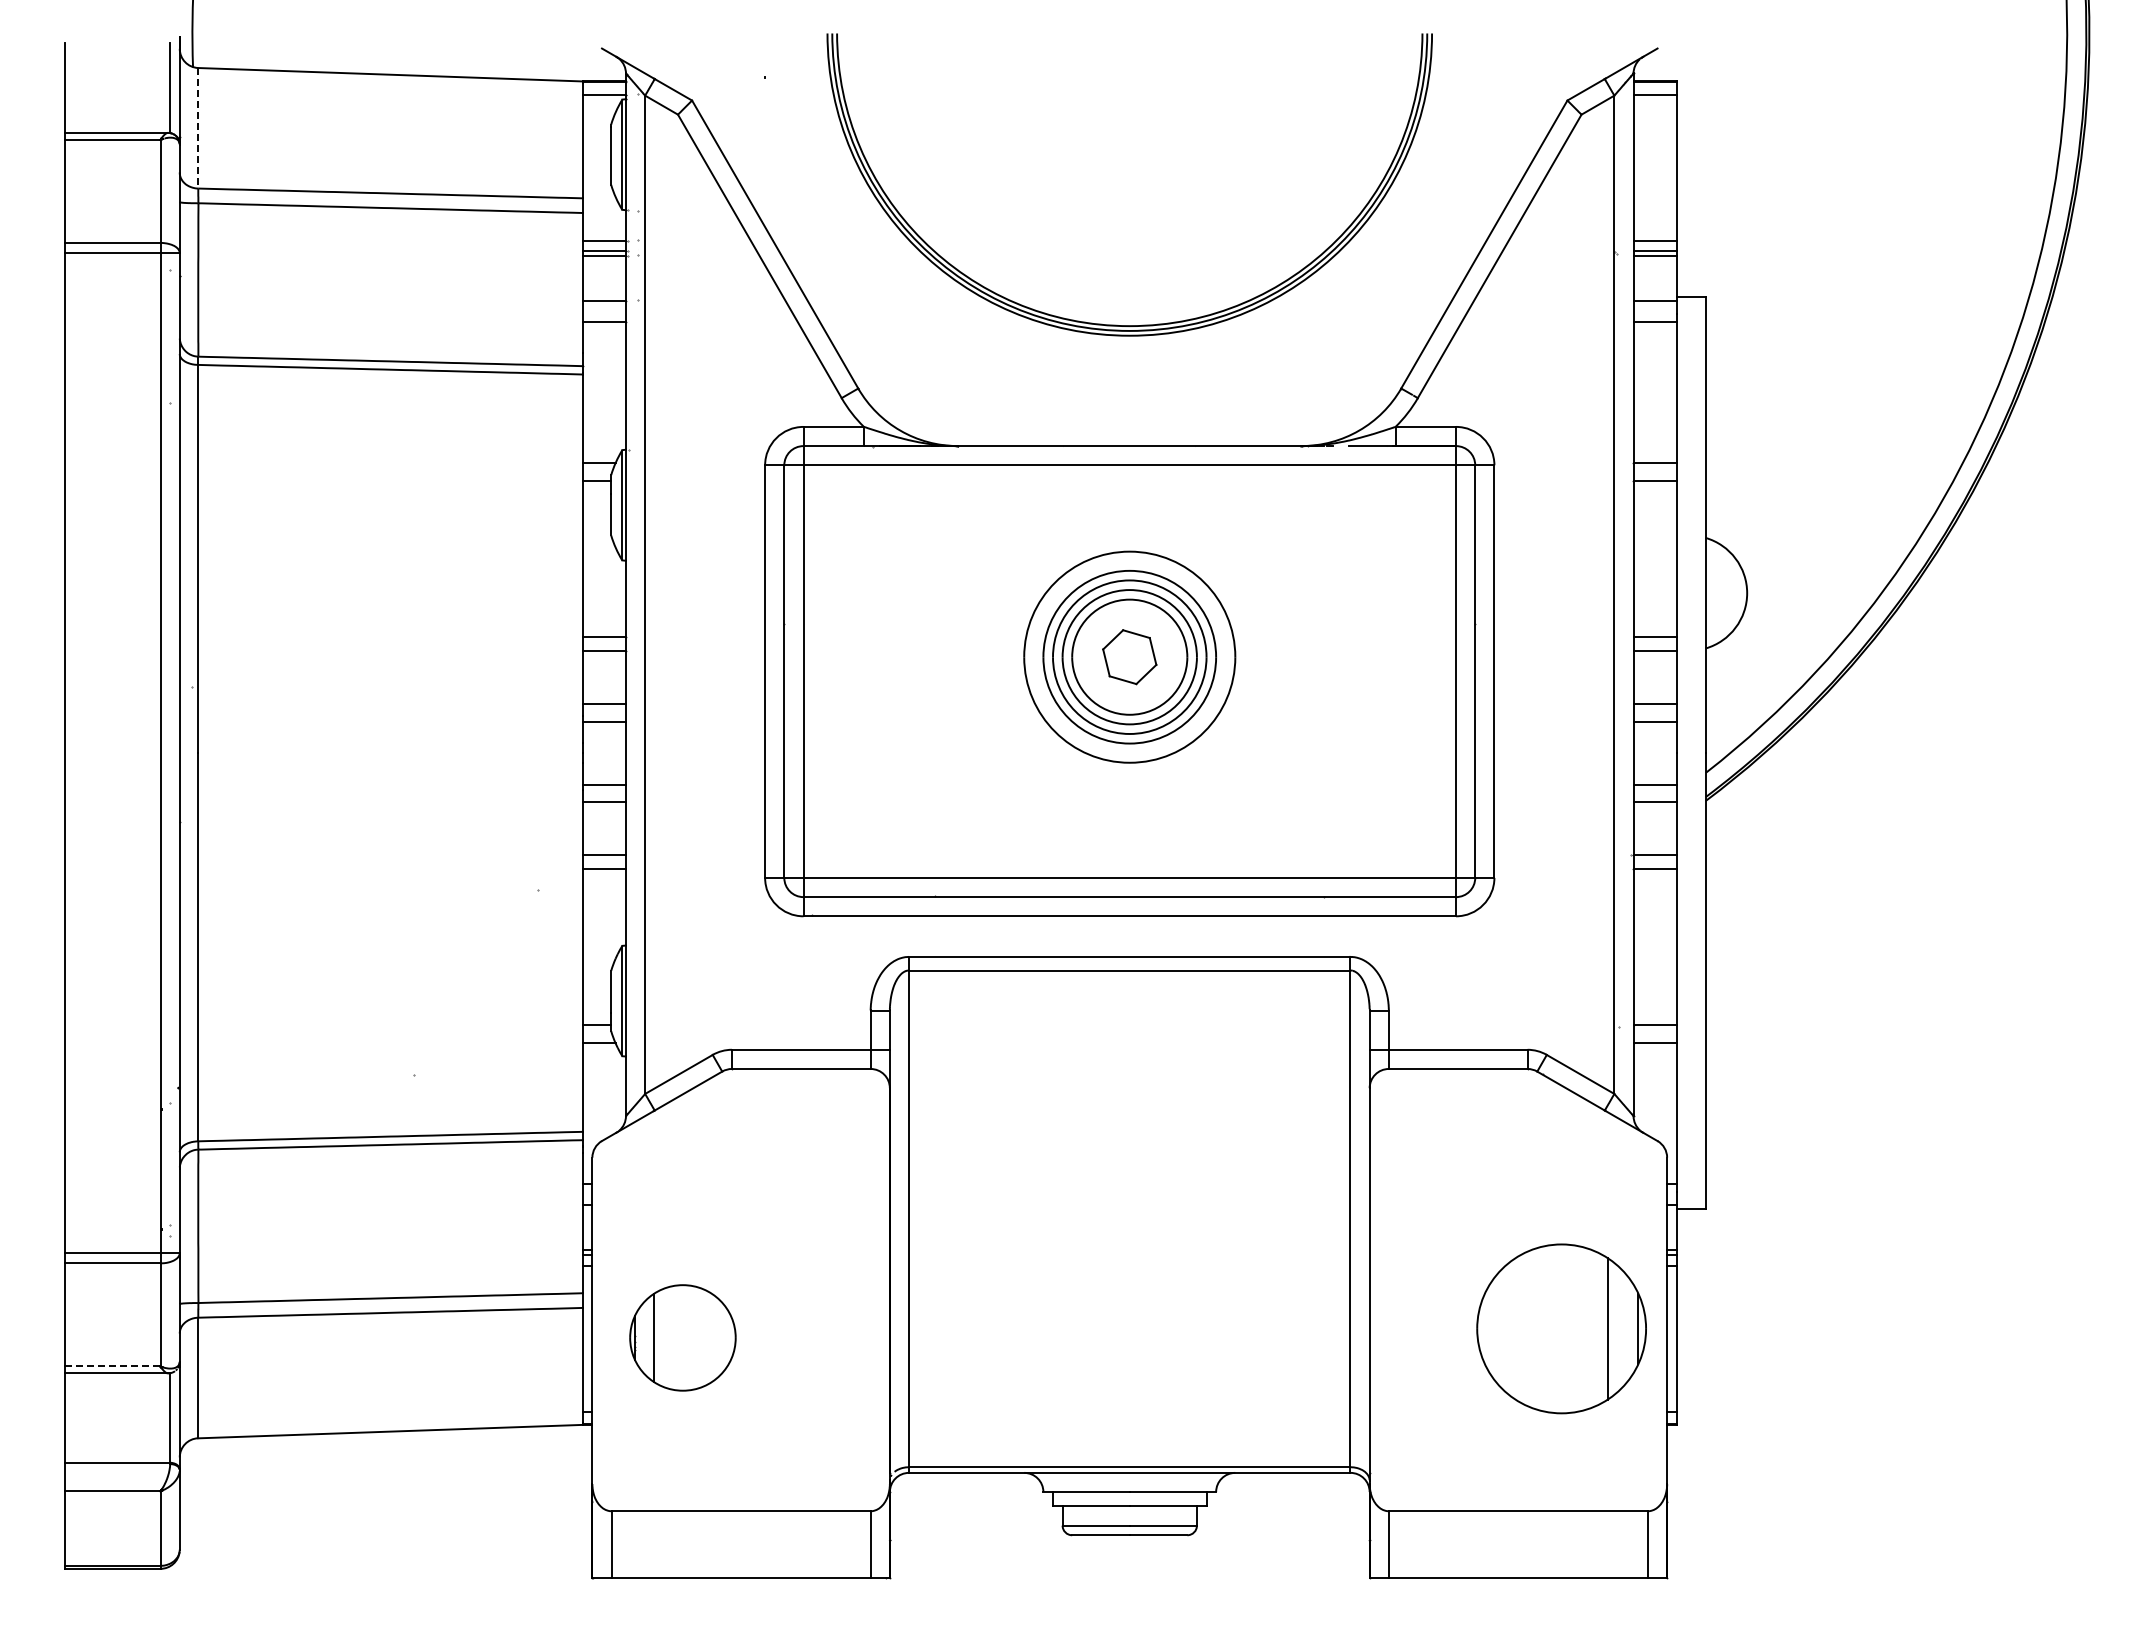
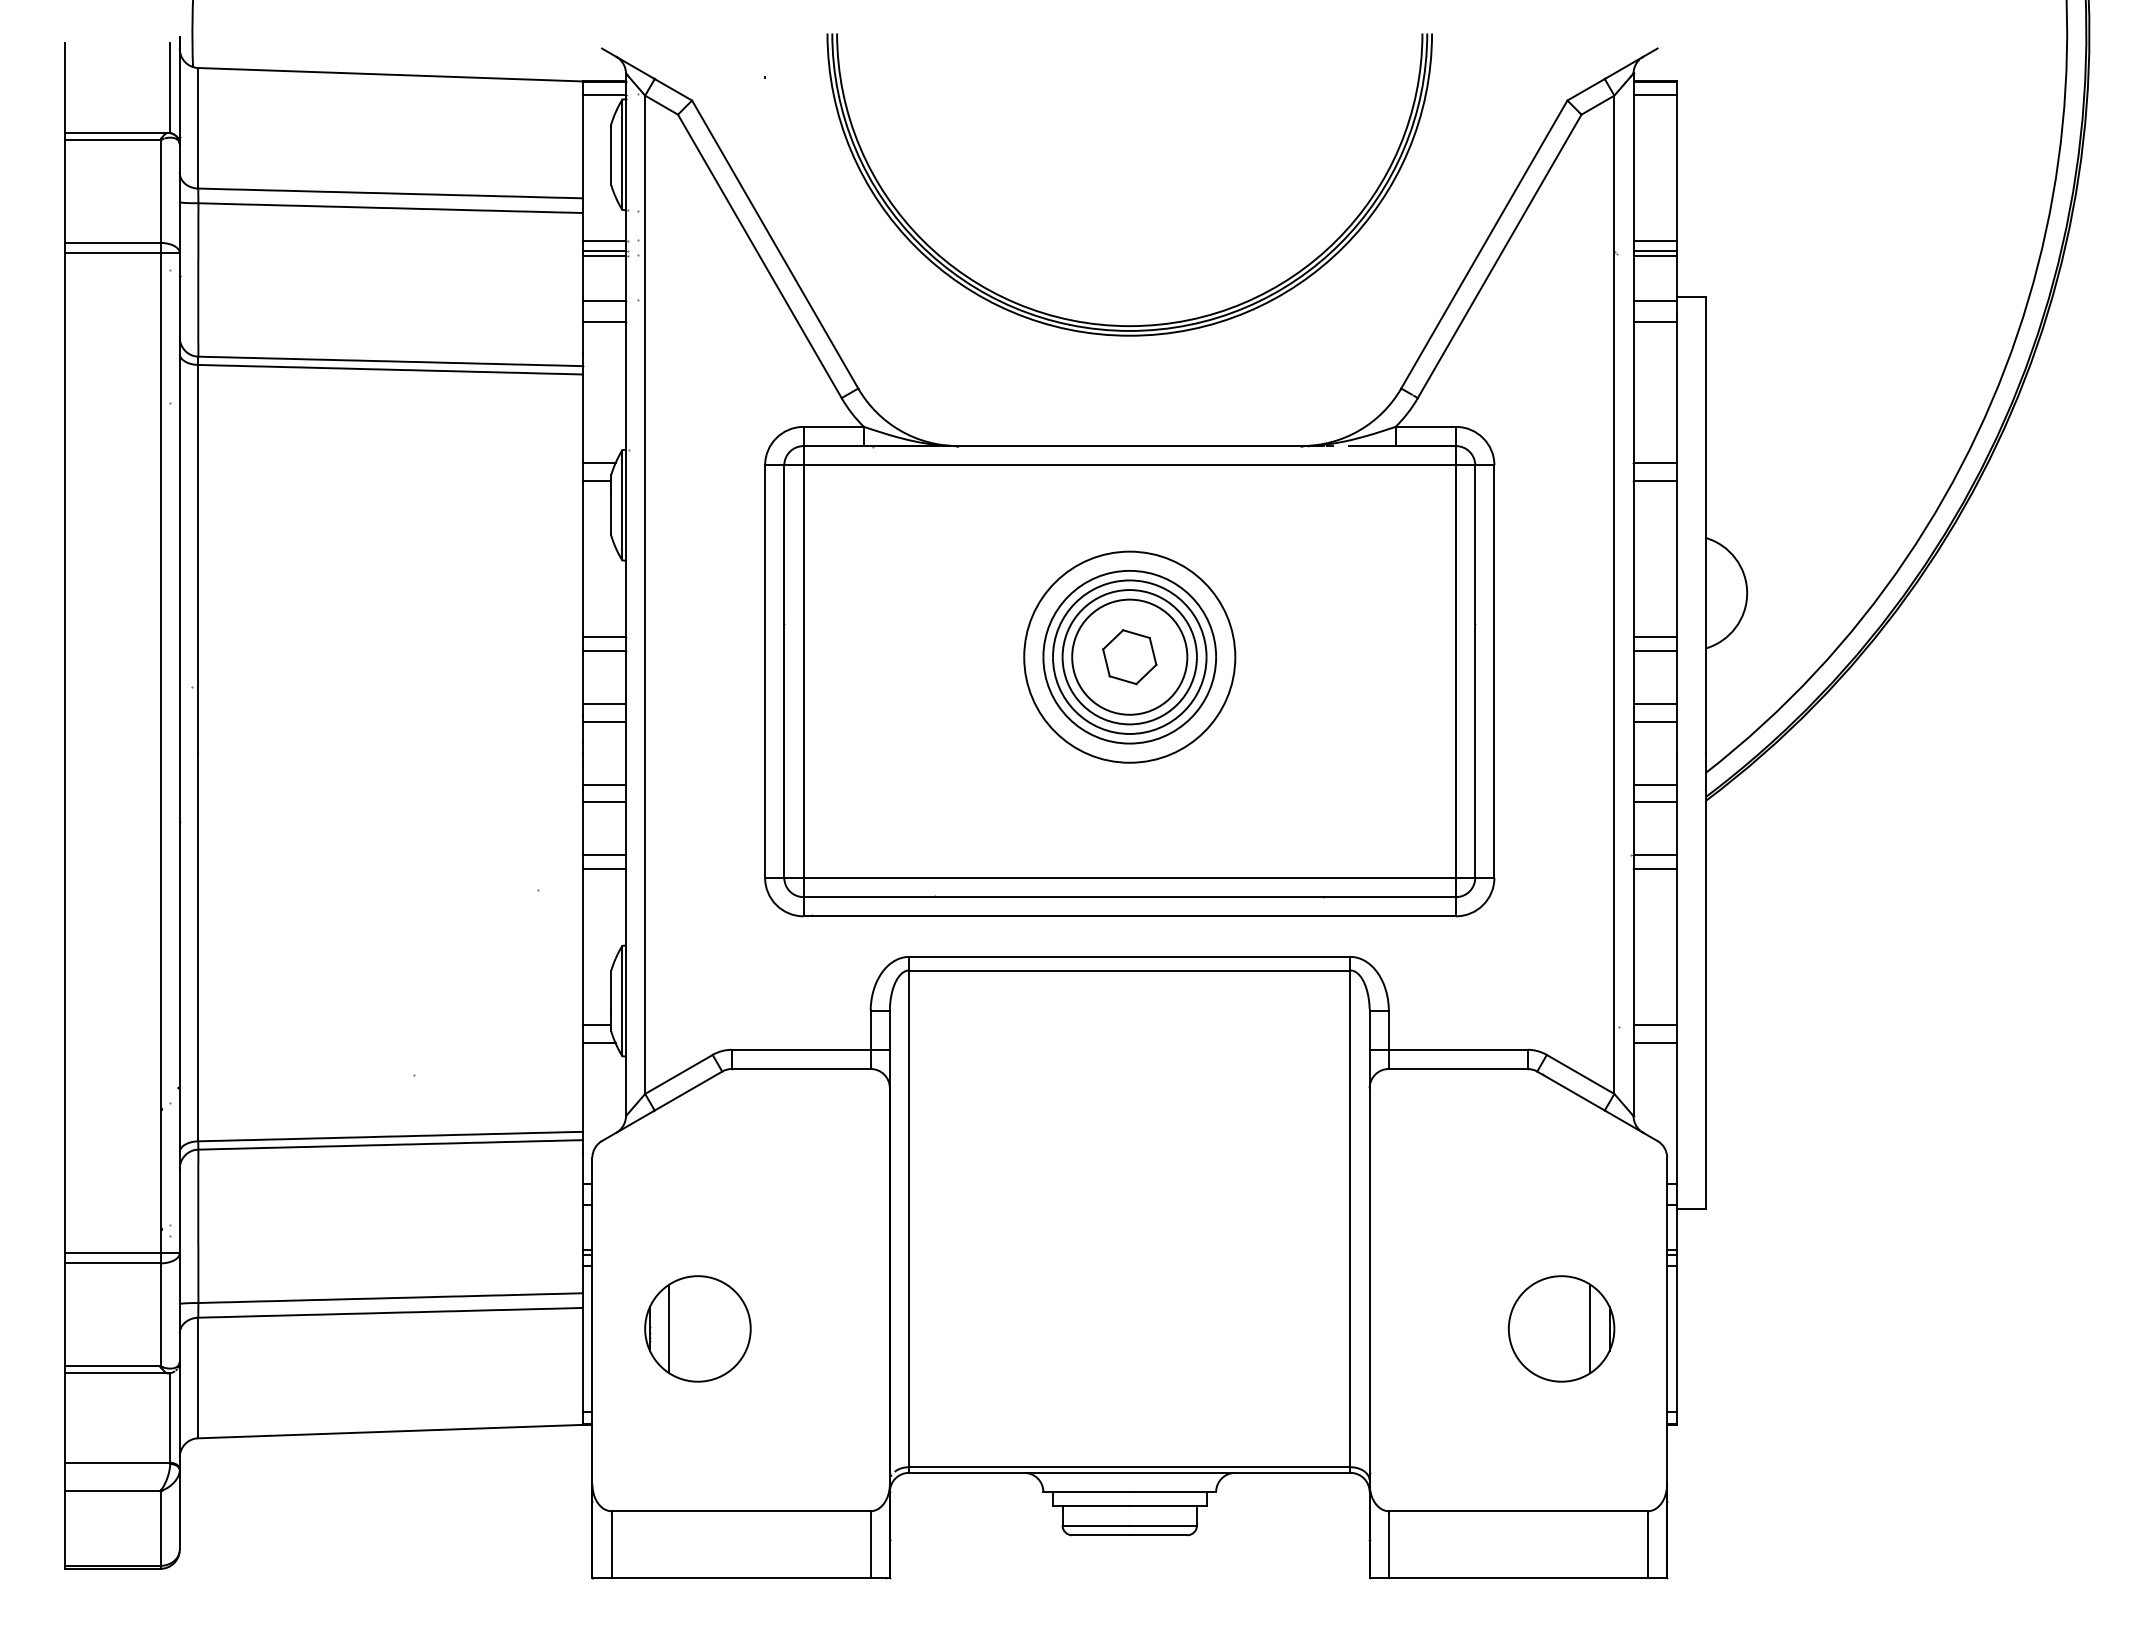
line: dashed -> solid (198, 128)
part size: 171x172 px -> 109x108 px (1561, 1328)
part position: (682, 1337) -> (697, 1328) (697, 1328)
line: dashed -> solid (112, 1366)
